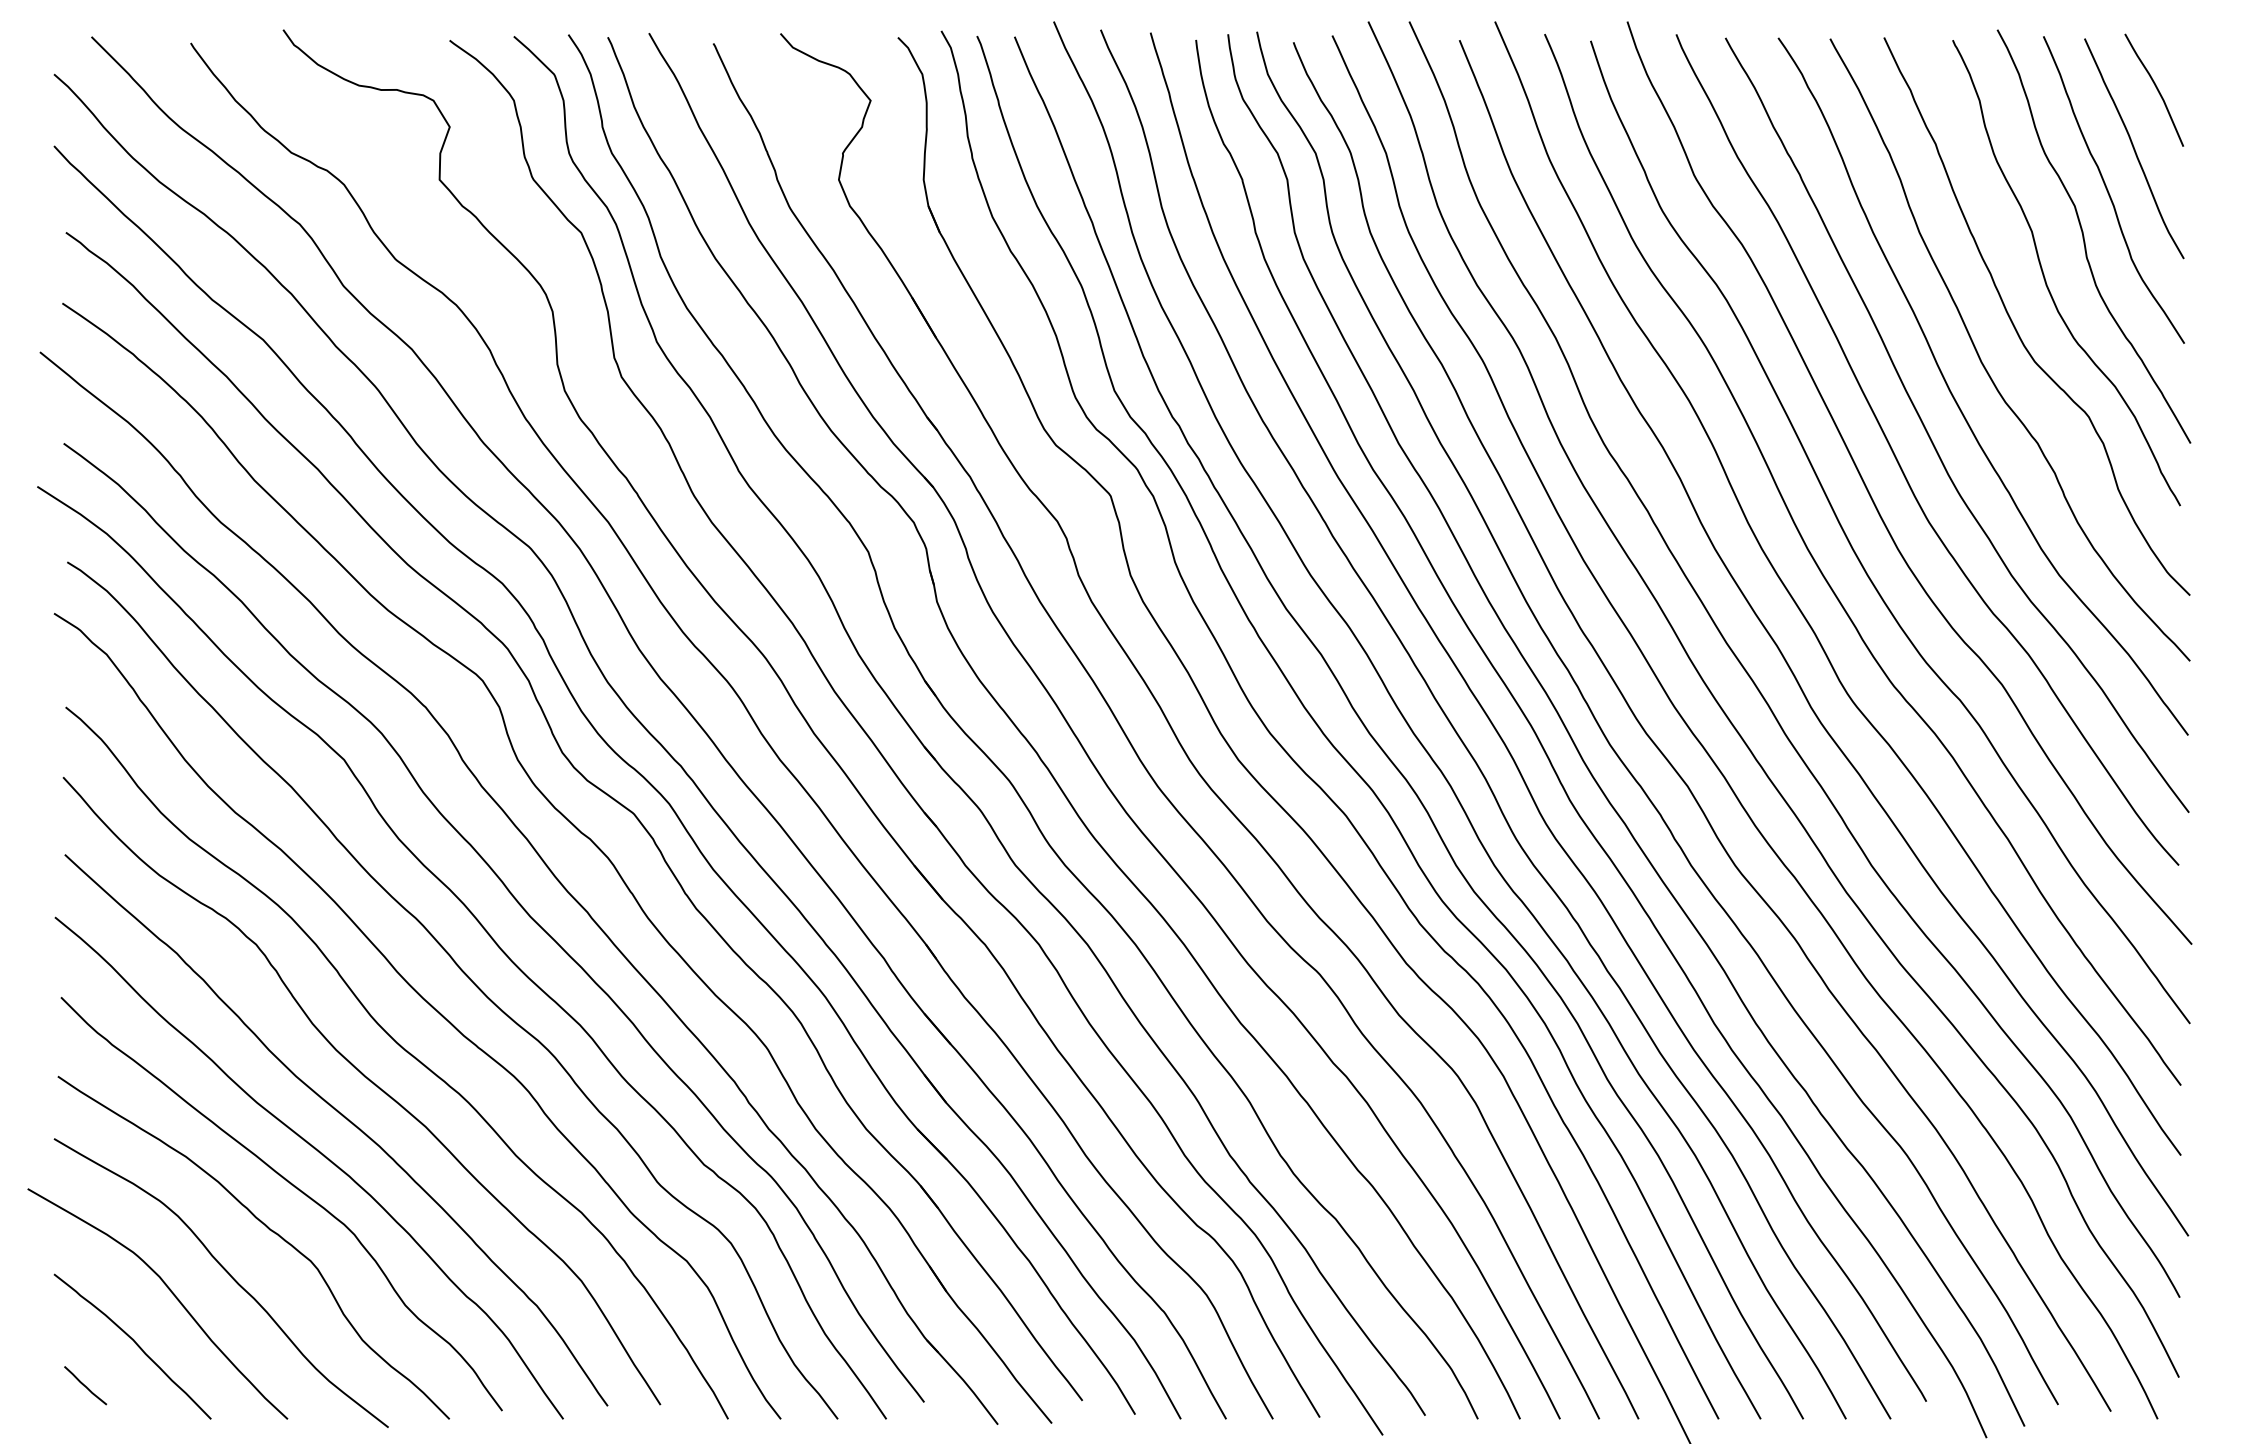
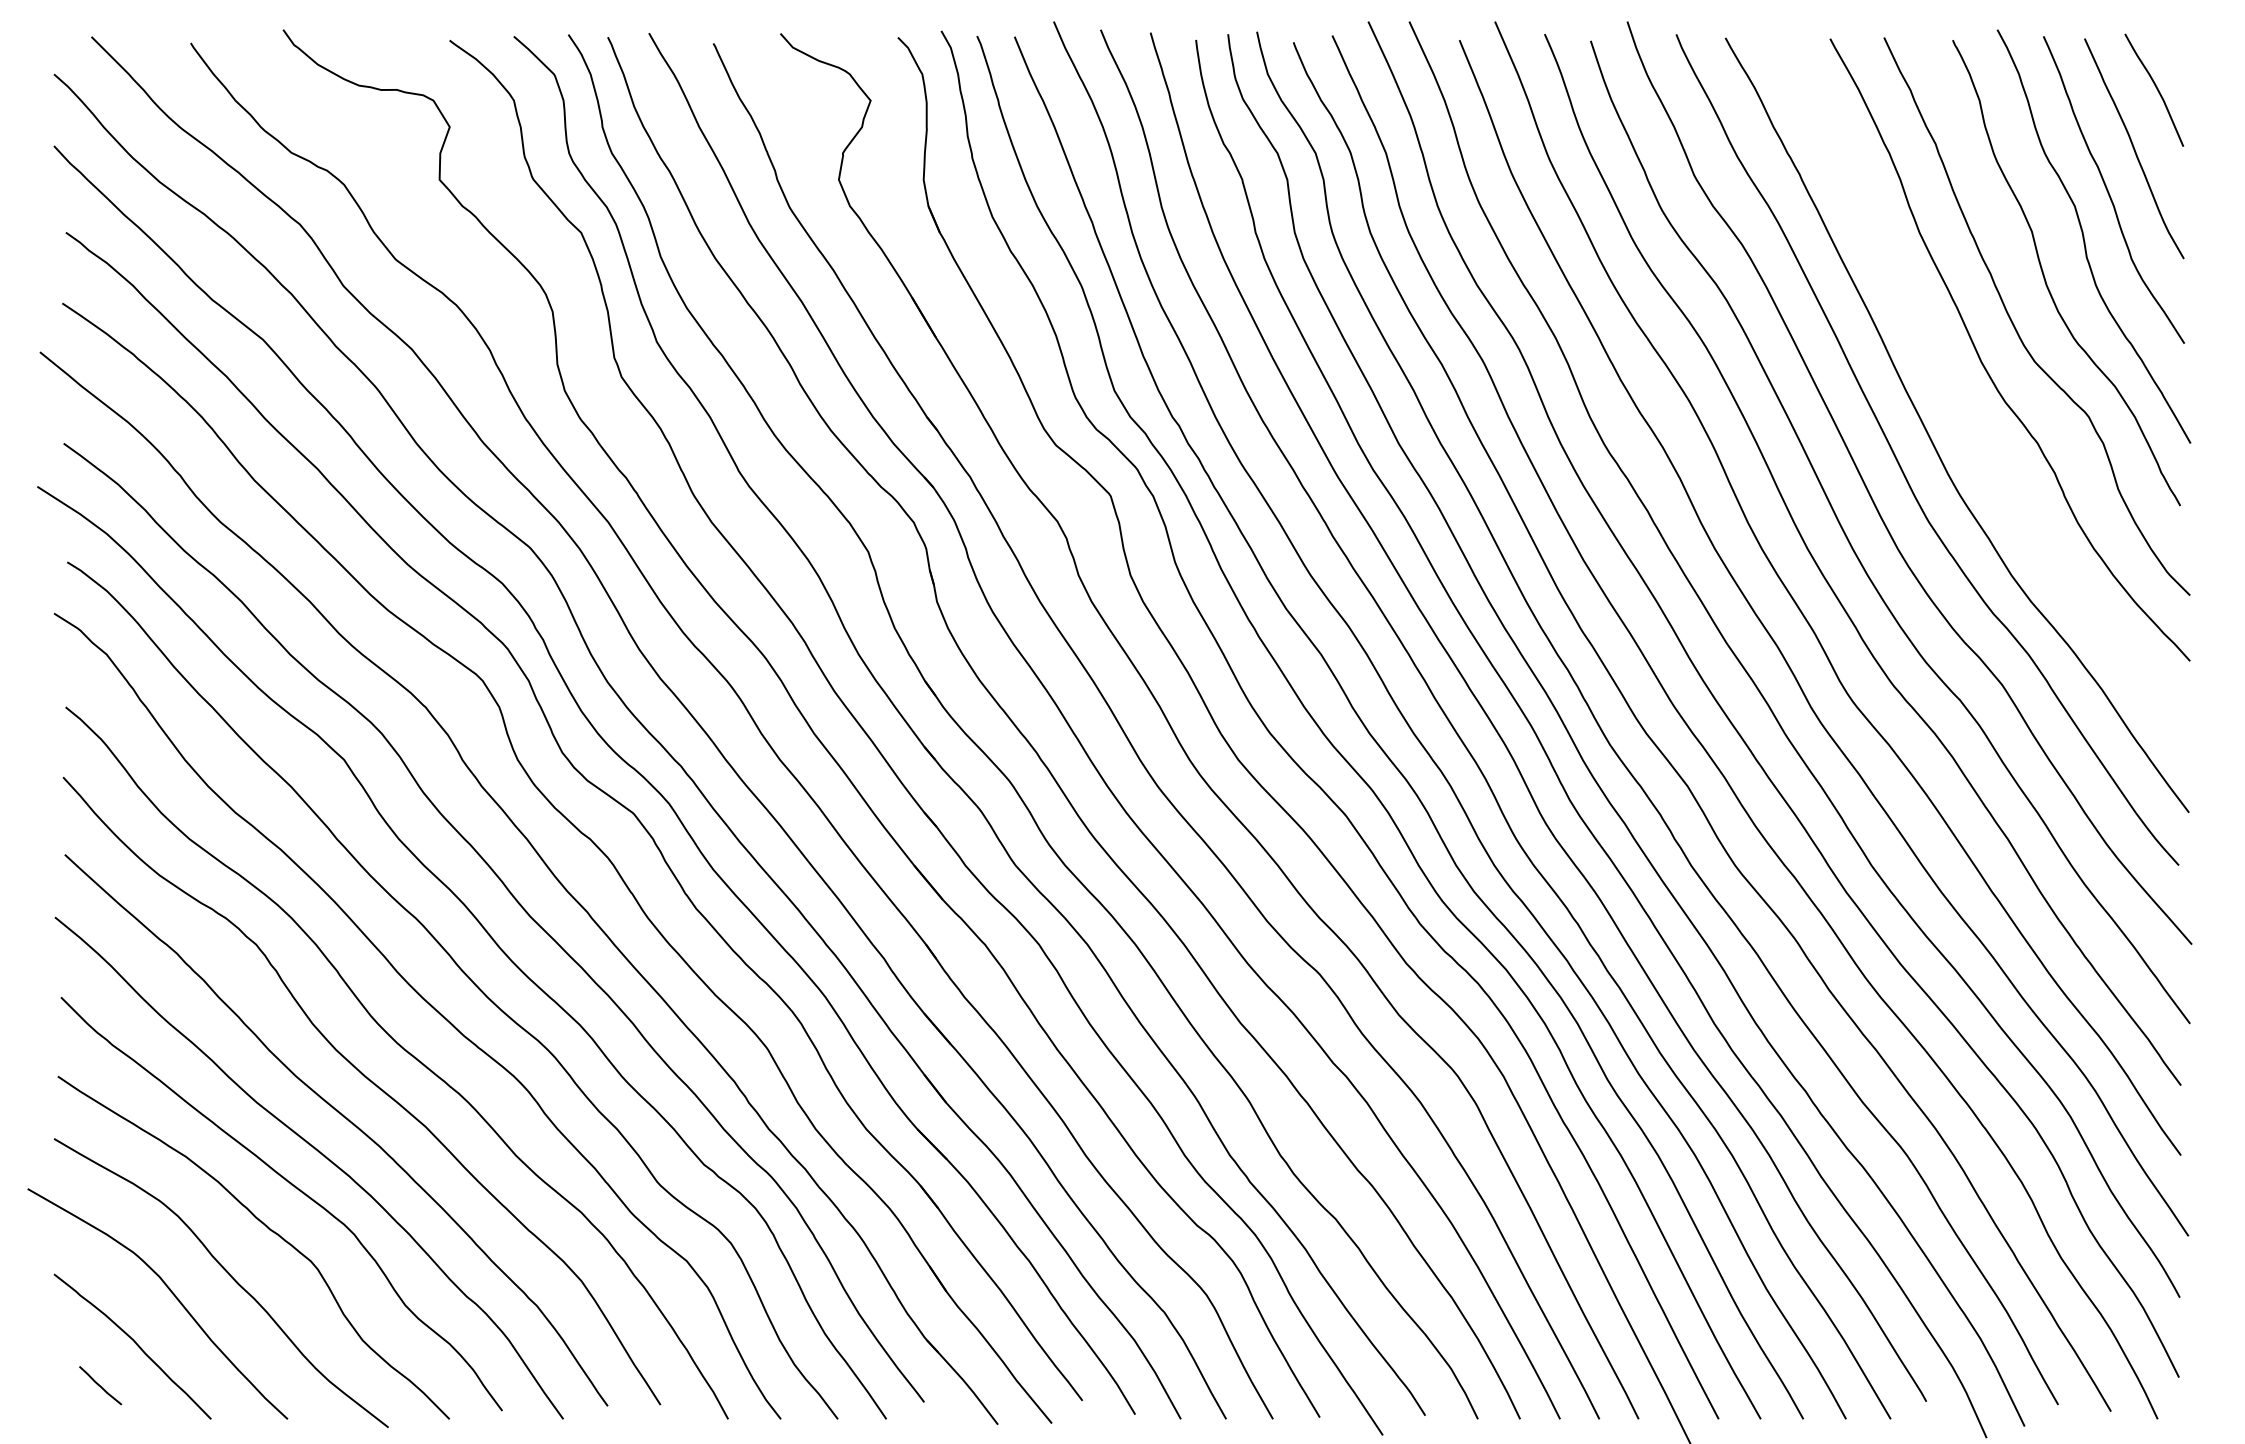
curve: present -> none (1956, 400)
line position: (85, 1385) -> (100, 1385) (100, 1385)
